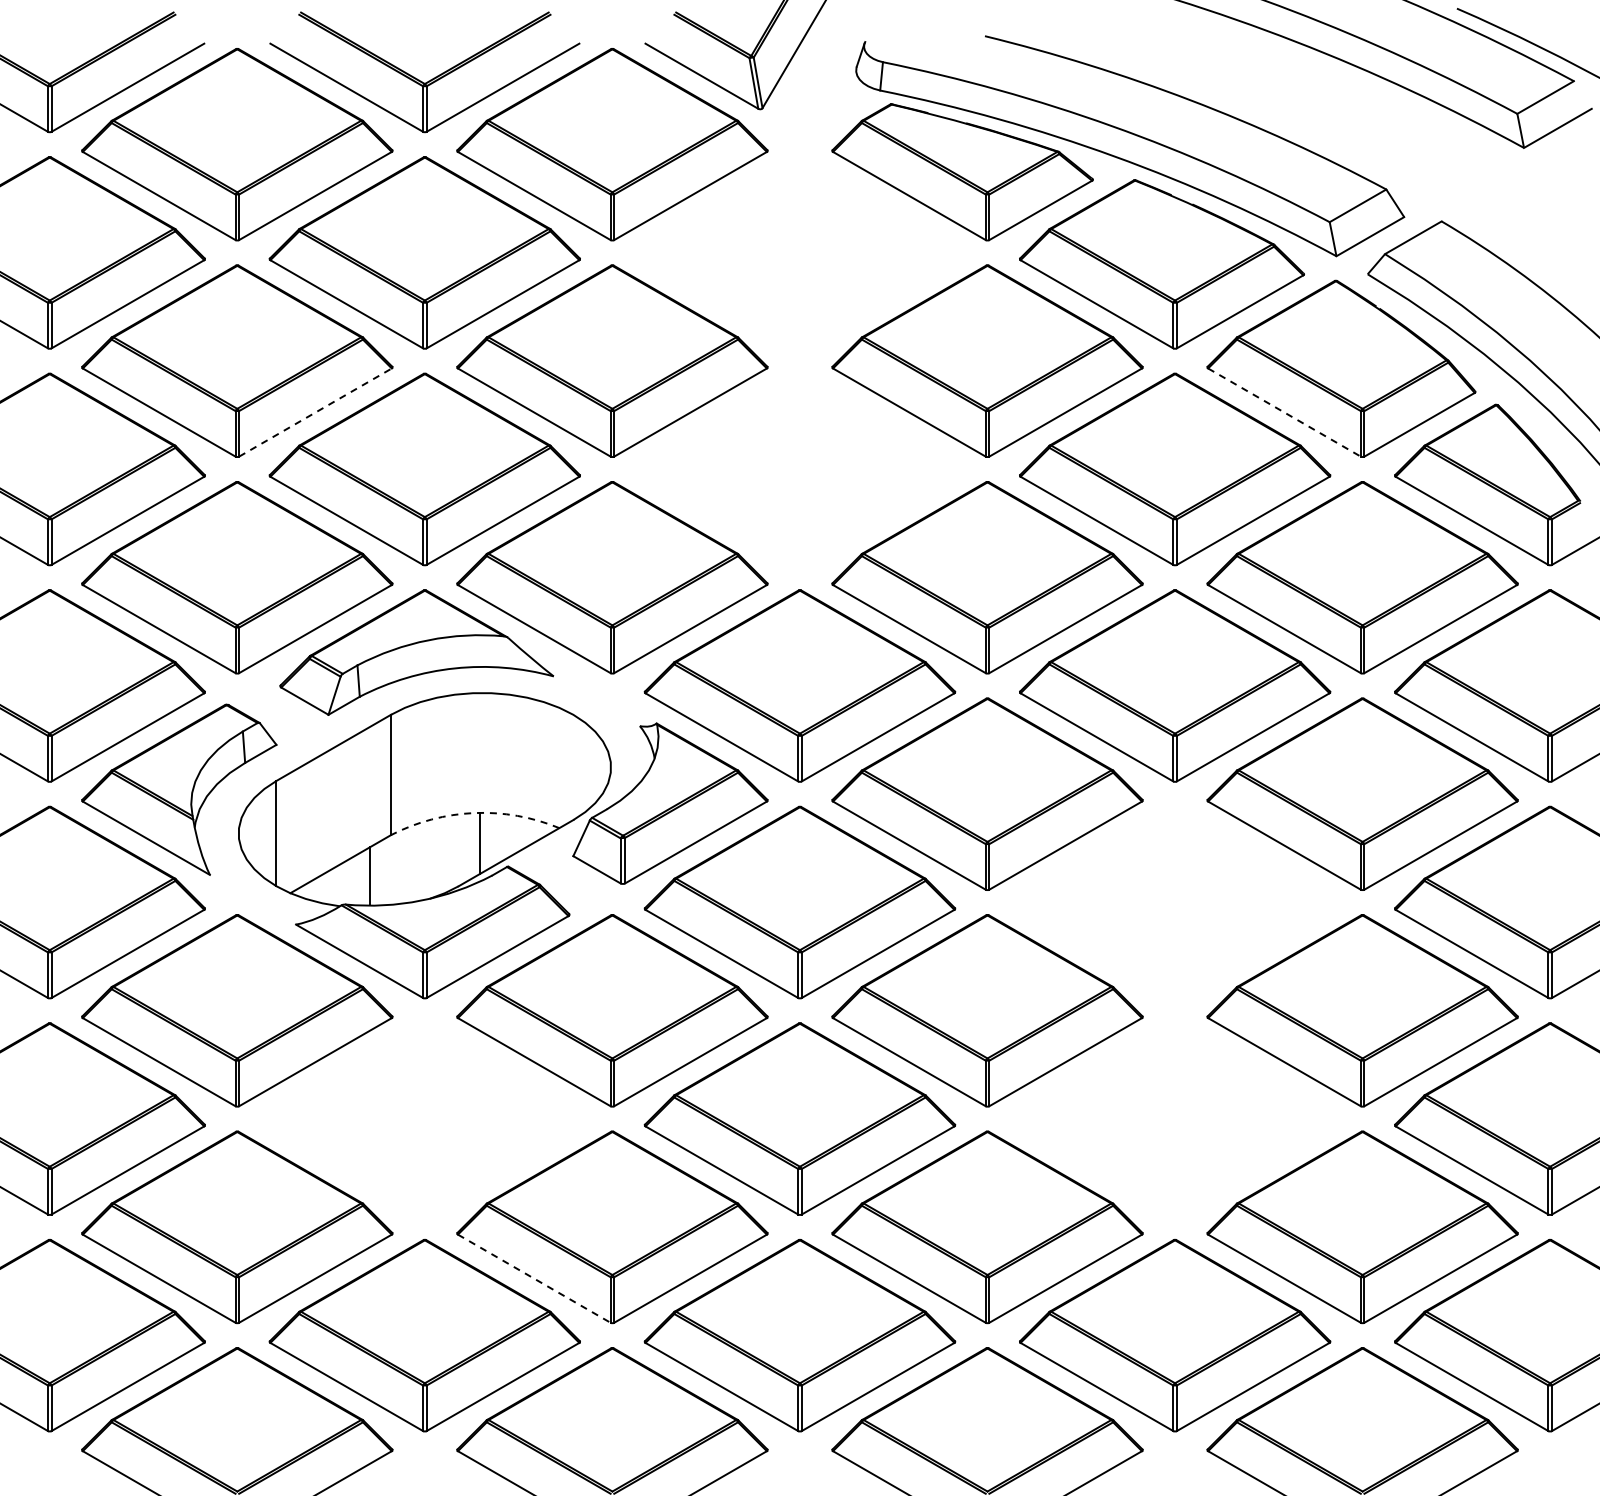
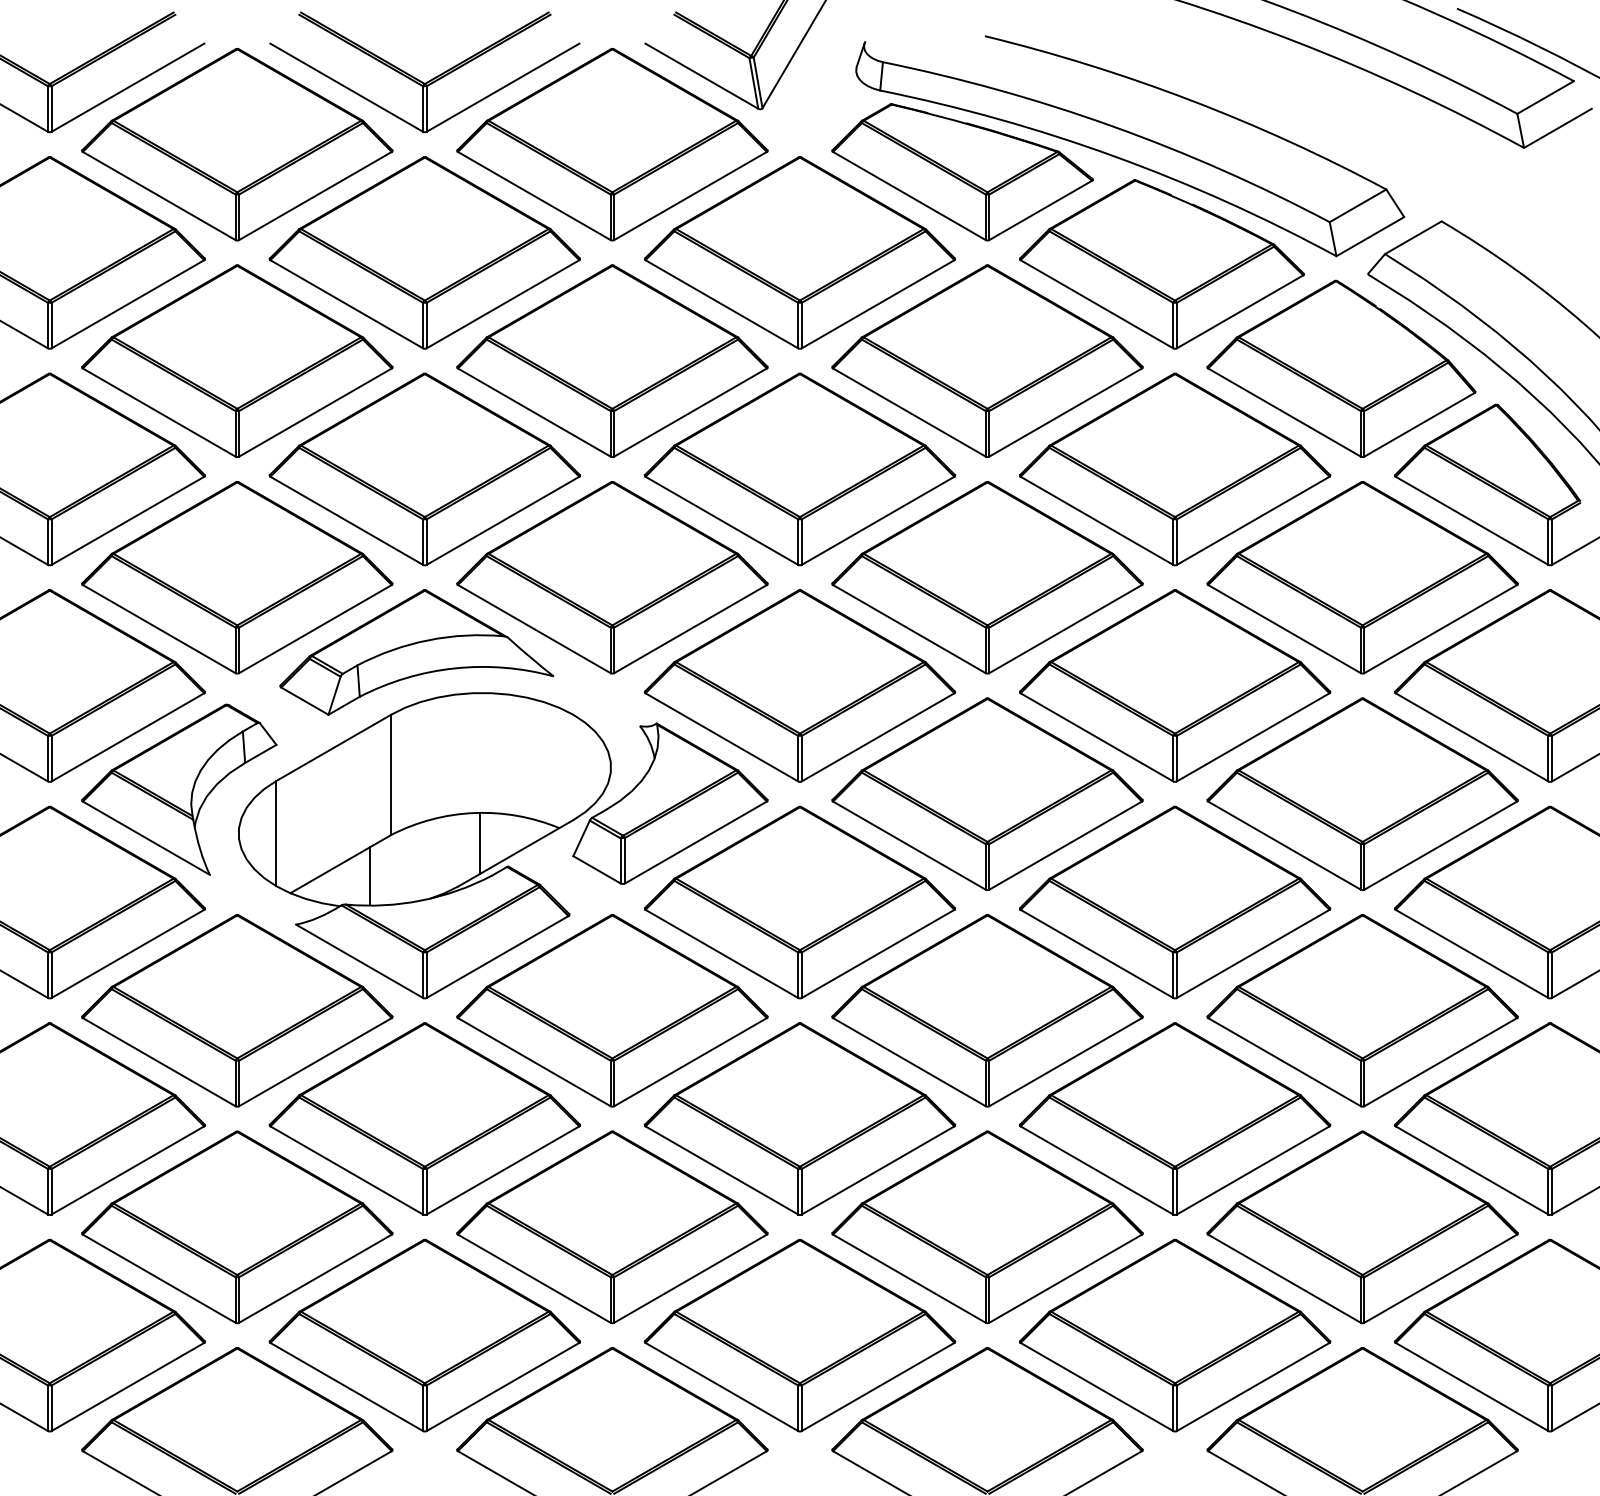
part: none -> present (799, 252)
line: dashed -> solid (315, 412)
line: dashed -> solid (1284, 412)
part: none -> present (799, 469)
arc: dashed -> solid (474, 813)
part: none -> present (1175, 902)
part: none -> present (424, 1118)
part: none -> present (1175, 1118)
line: dashed -> solid (534, 1278)
